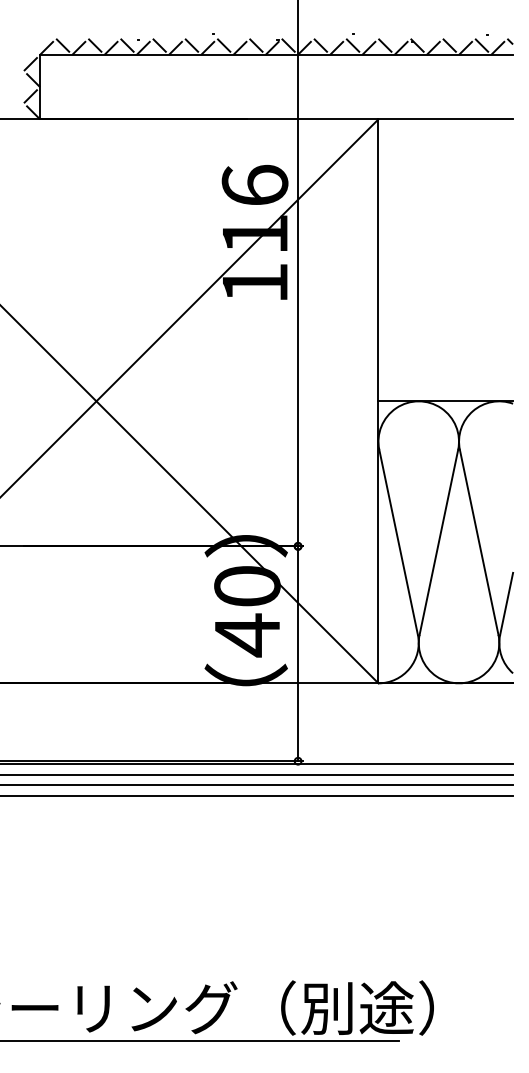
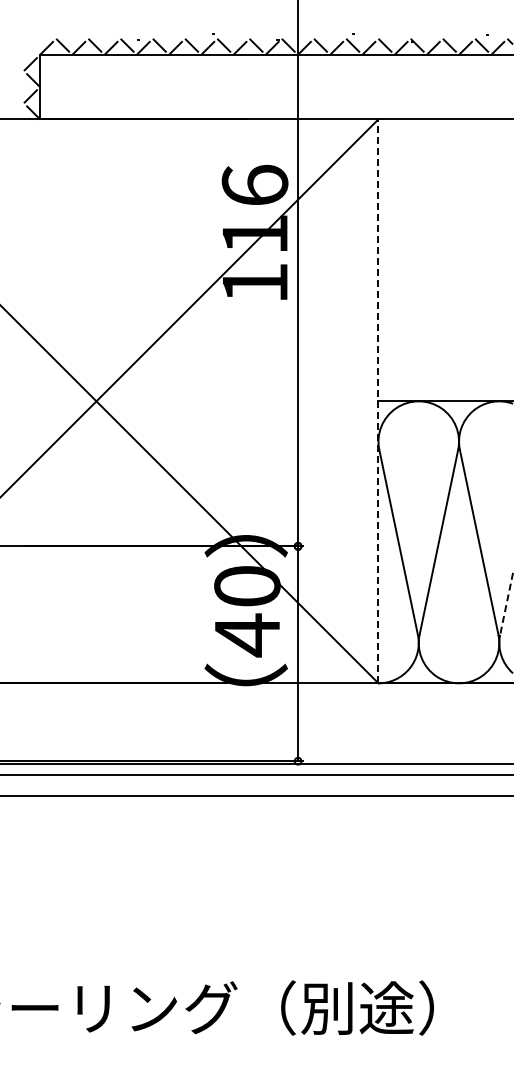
line: solid -> dashed (378, 401)
line: solid -> dashed (506, 603)
line: present -> none (257, 785)
line: present -> none (200, 1040)
